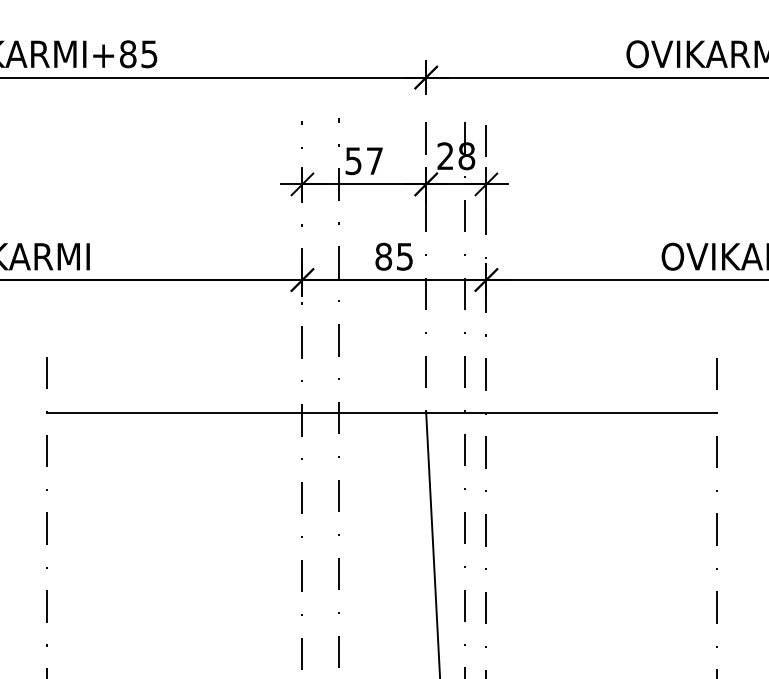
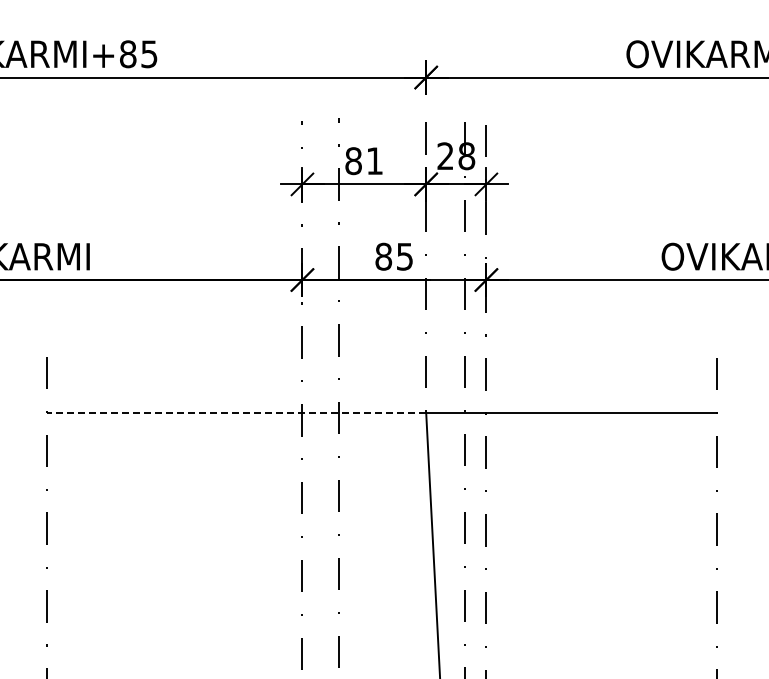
text: 57 -> 81 (363, 161)
line: solid -> dashed (236, 412)
